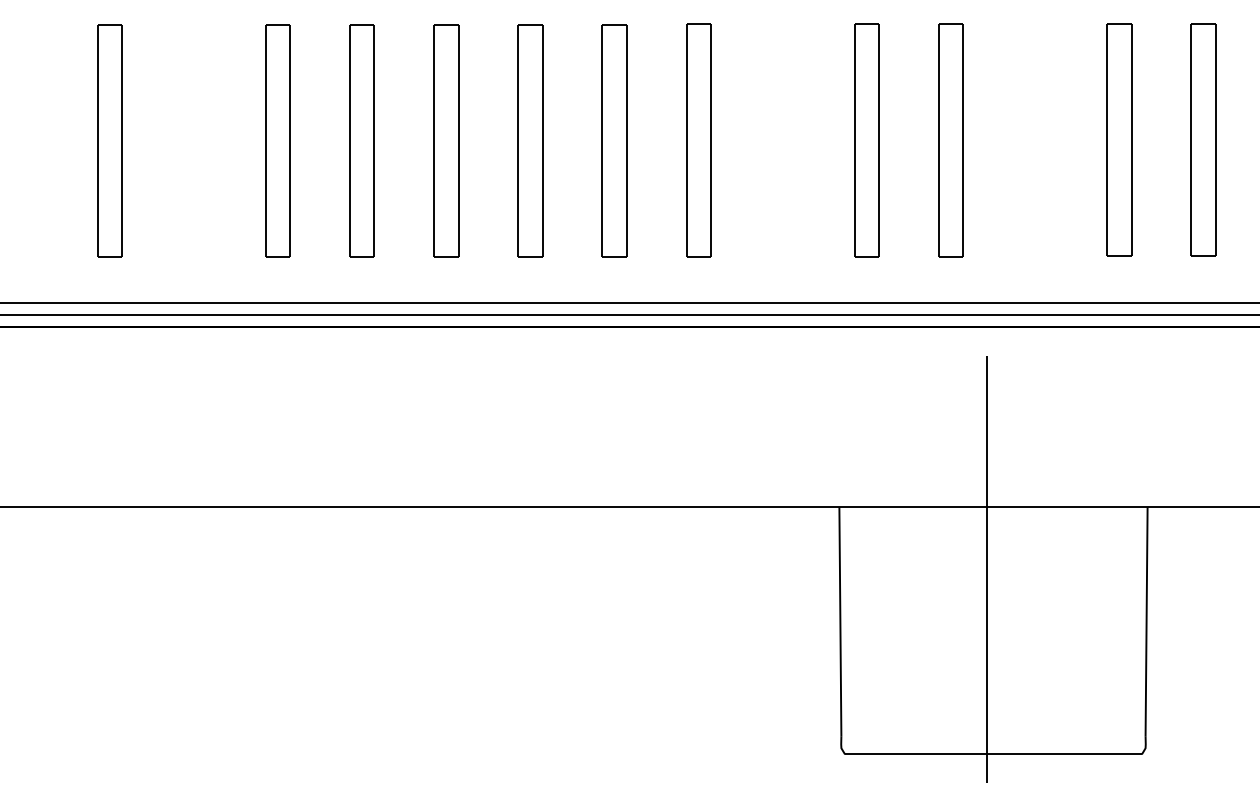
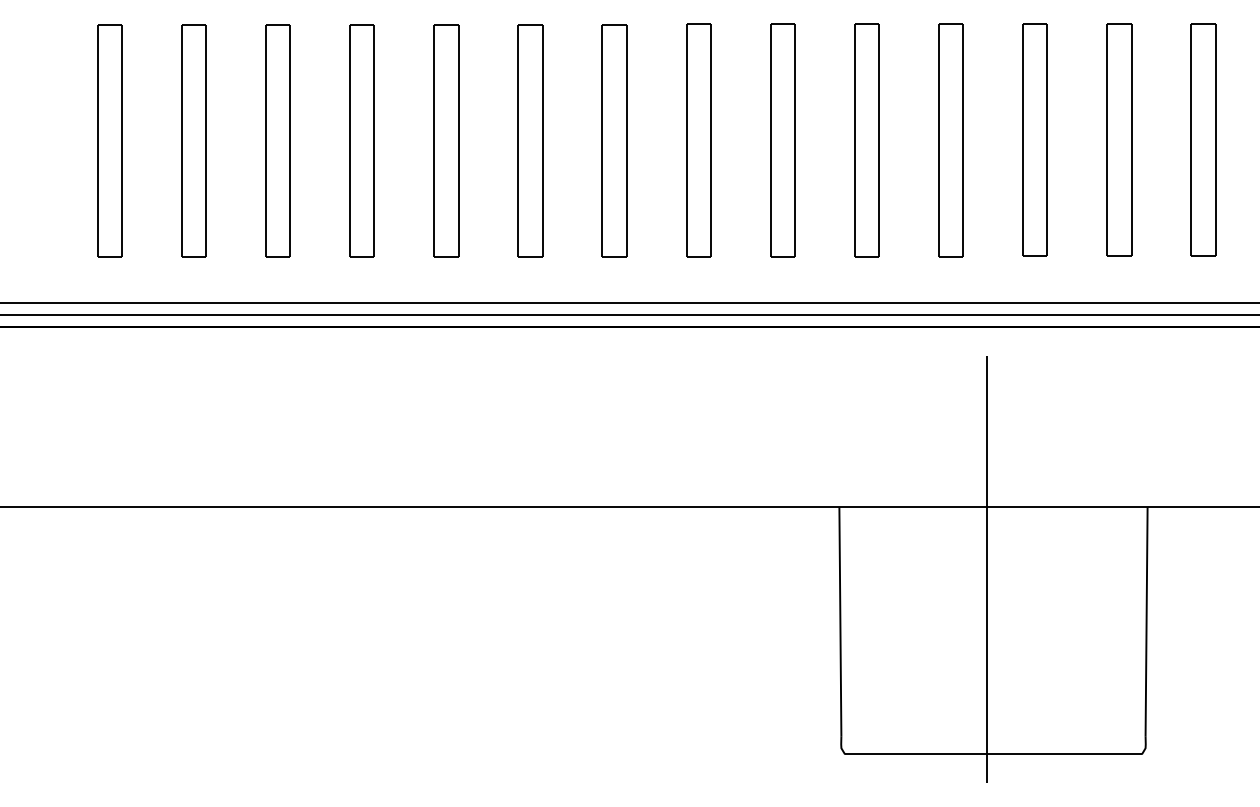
part: none -> present (1034, 139)
part: none -> present (193, 140)
part: none -> present (782, 140)
